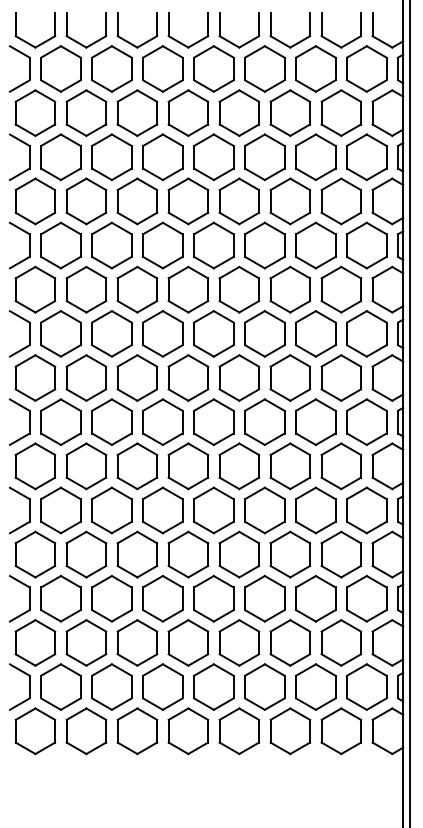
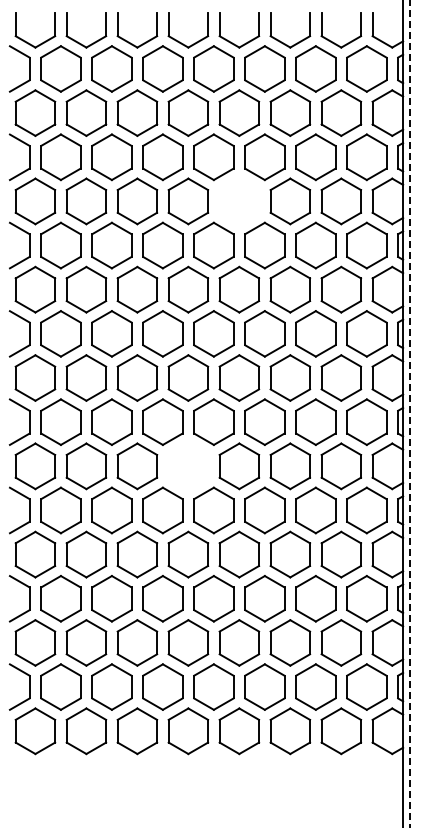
part: present -> none (239, 201)
line: solid -> dashed (410, 413)
part: present -> none (188, 466)
